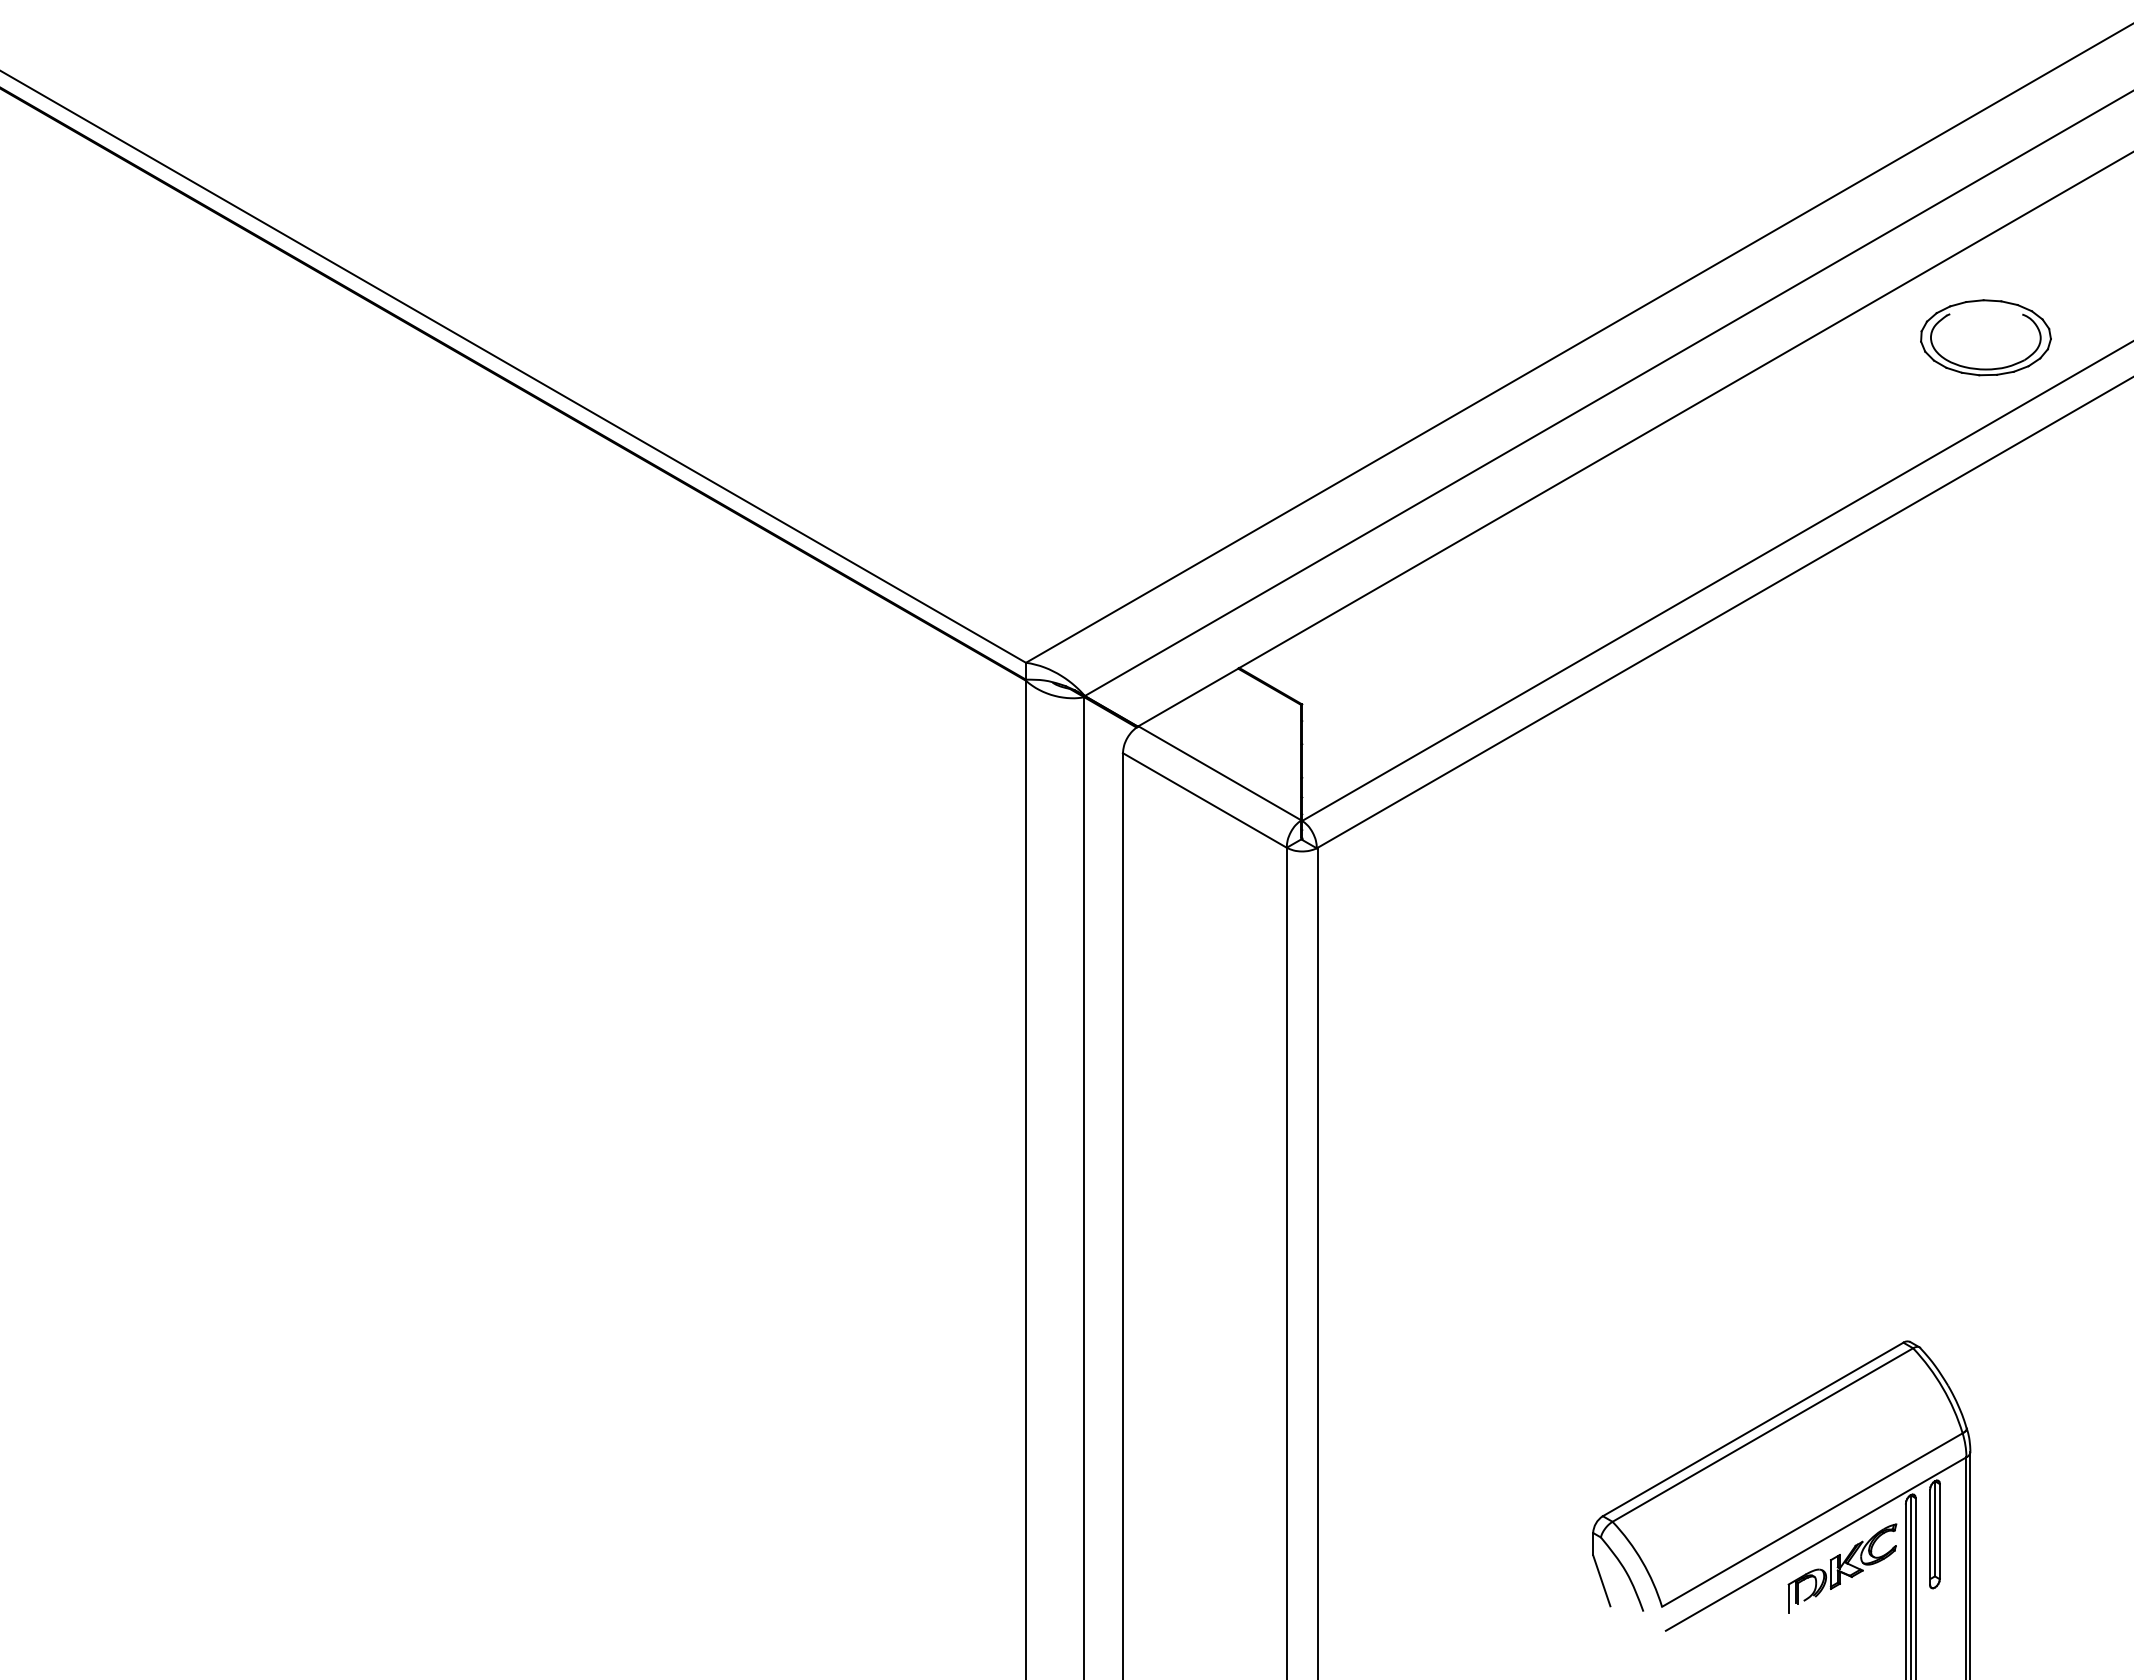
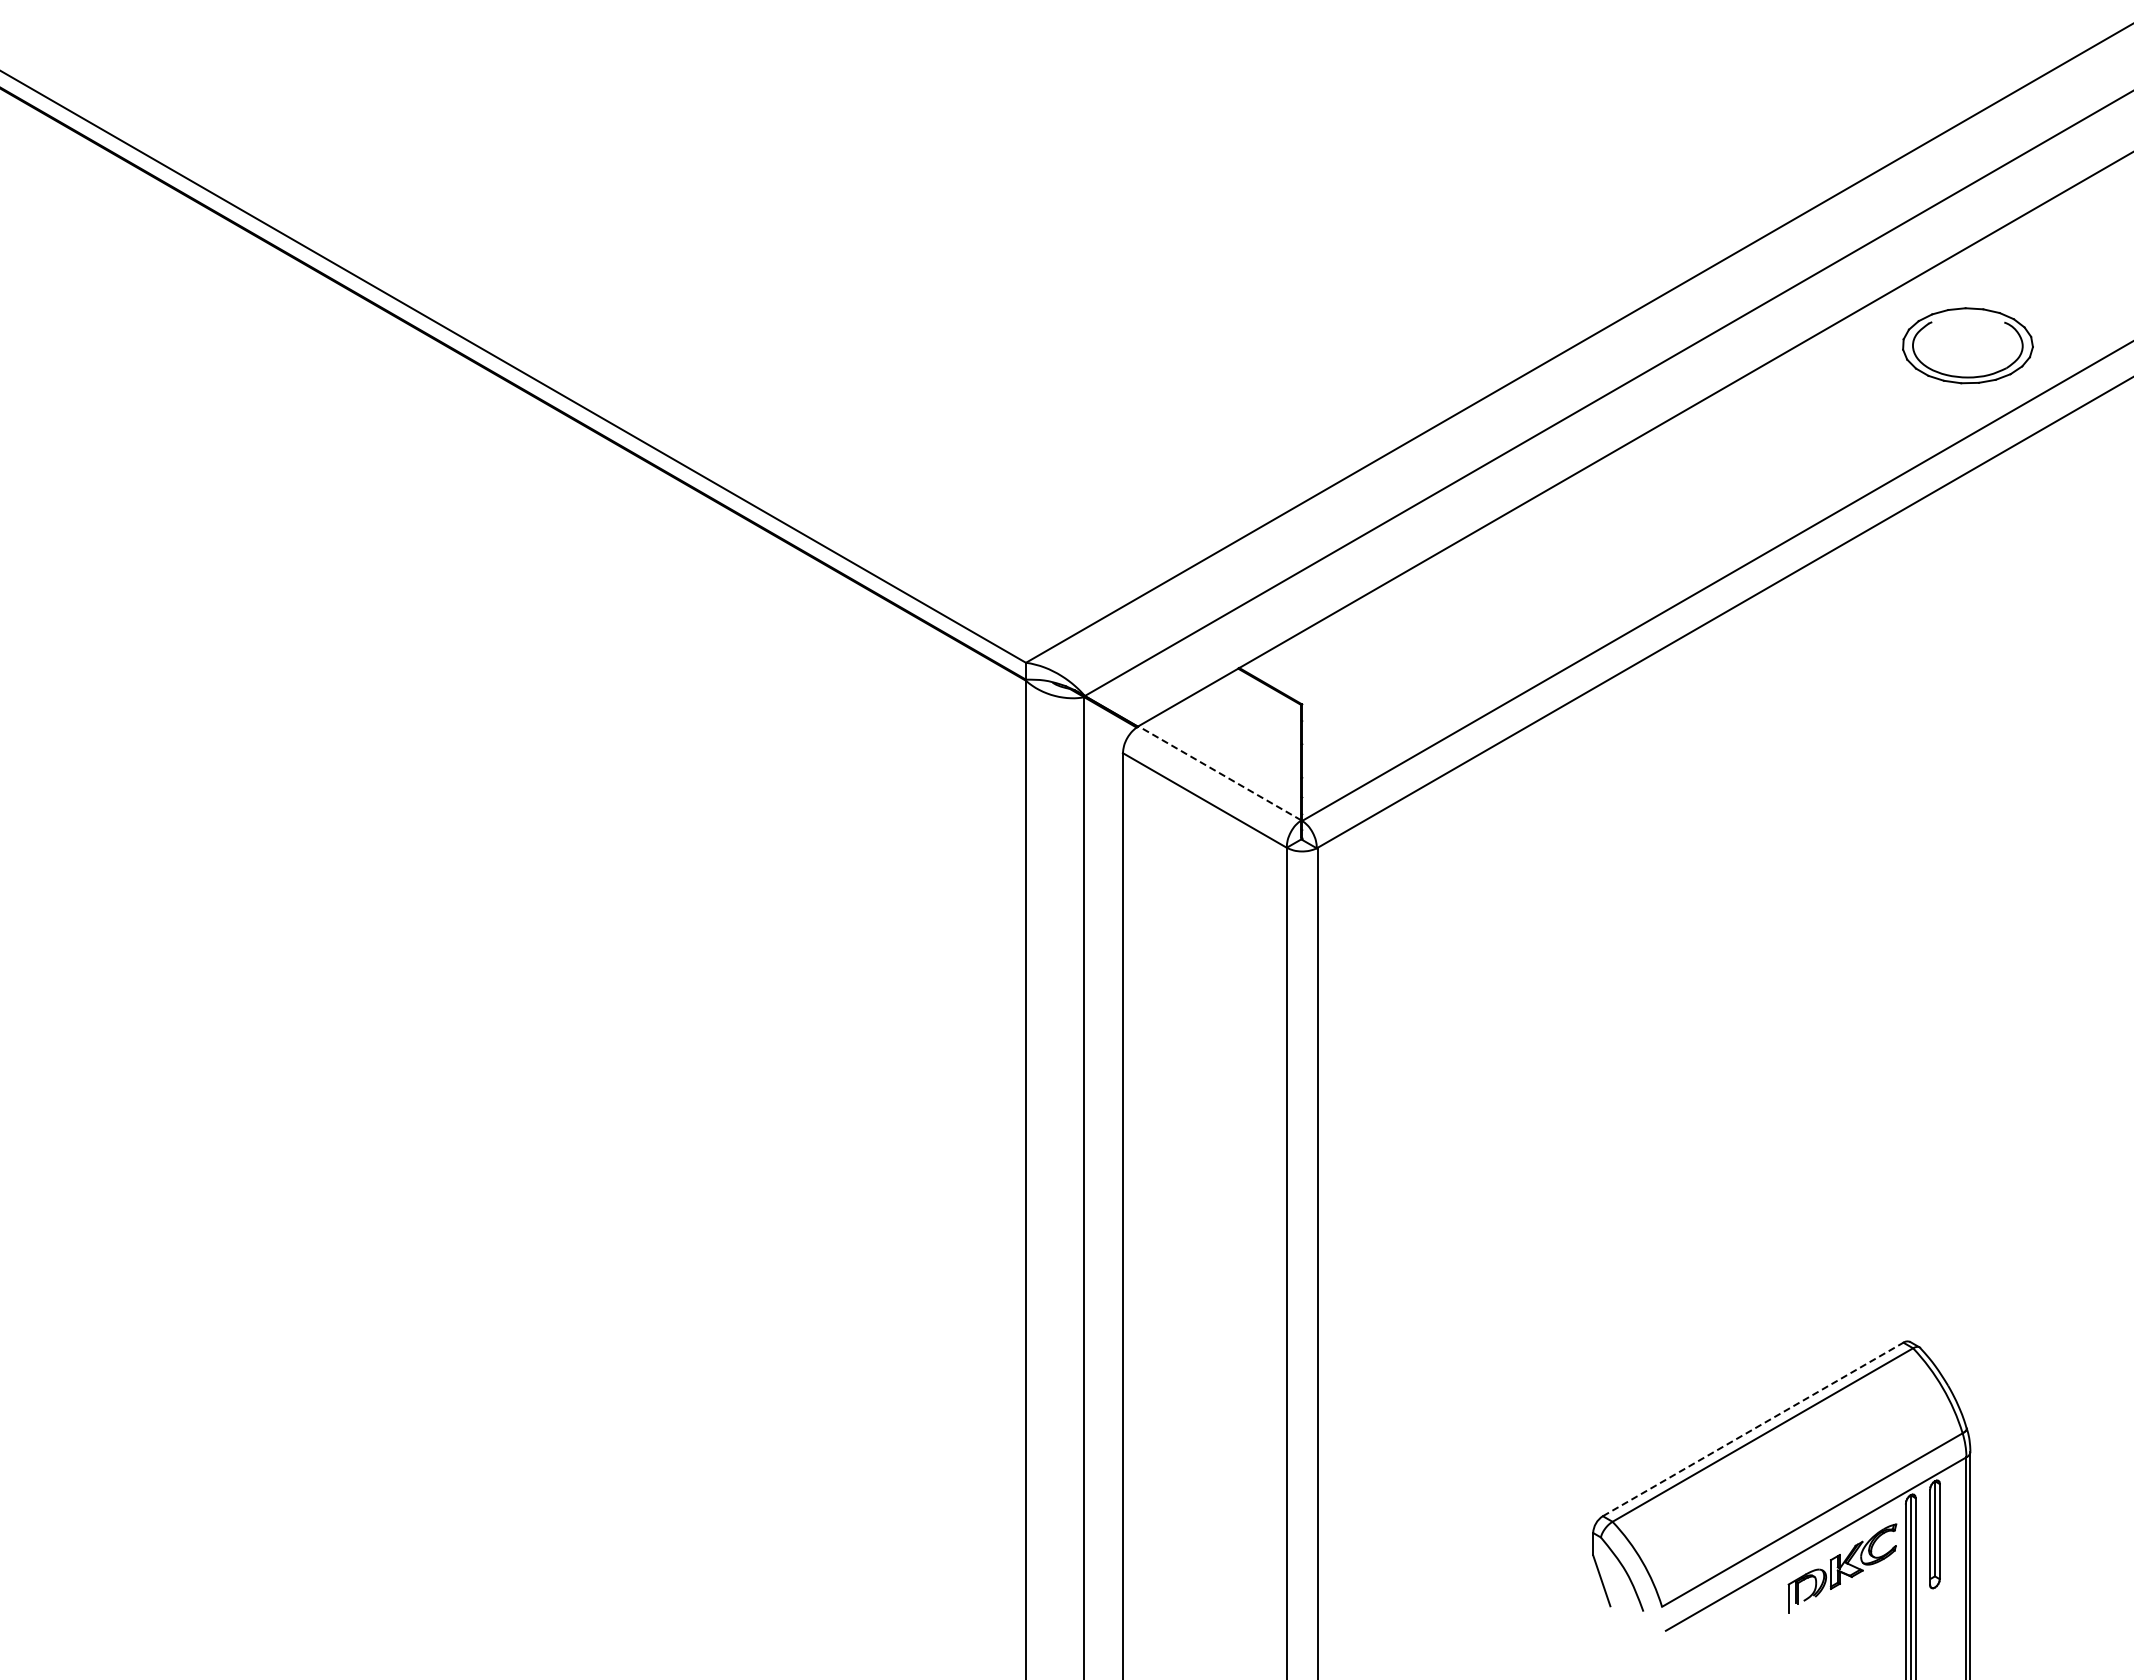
part position: (1985, 337) -> (1967, 345) (1967, 345)
line: solid -> dashed (1219, 773)
line: solid -> dashed (1753, 1429)
